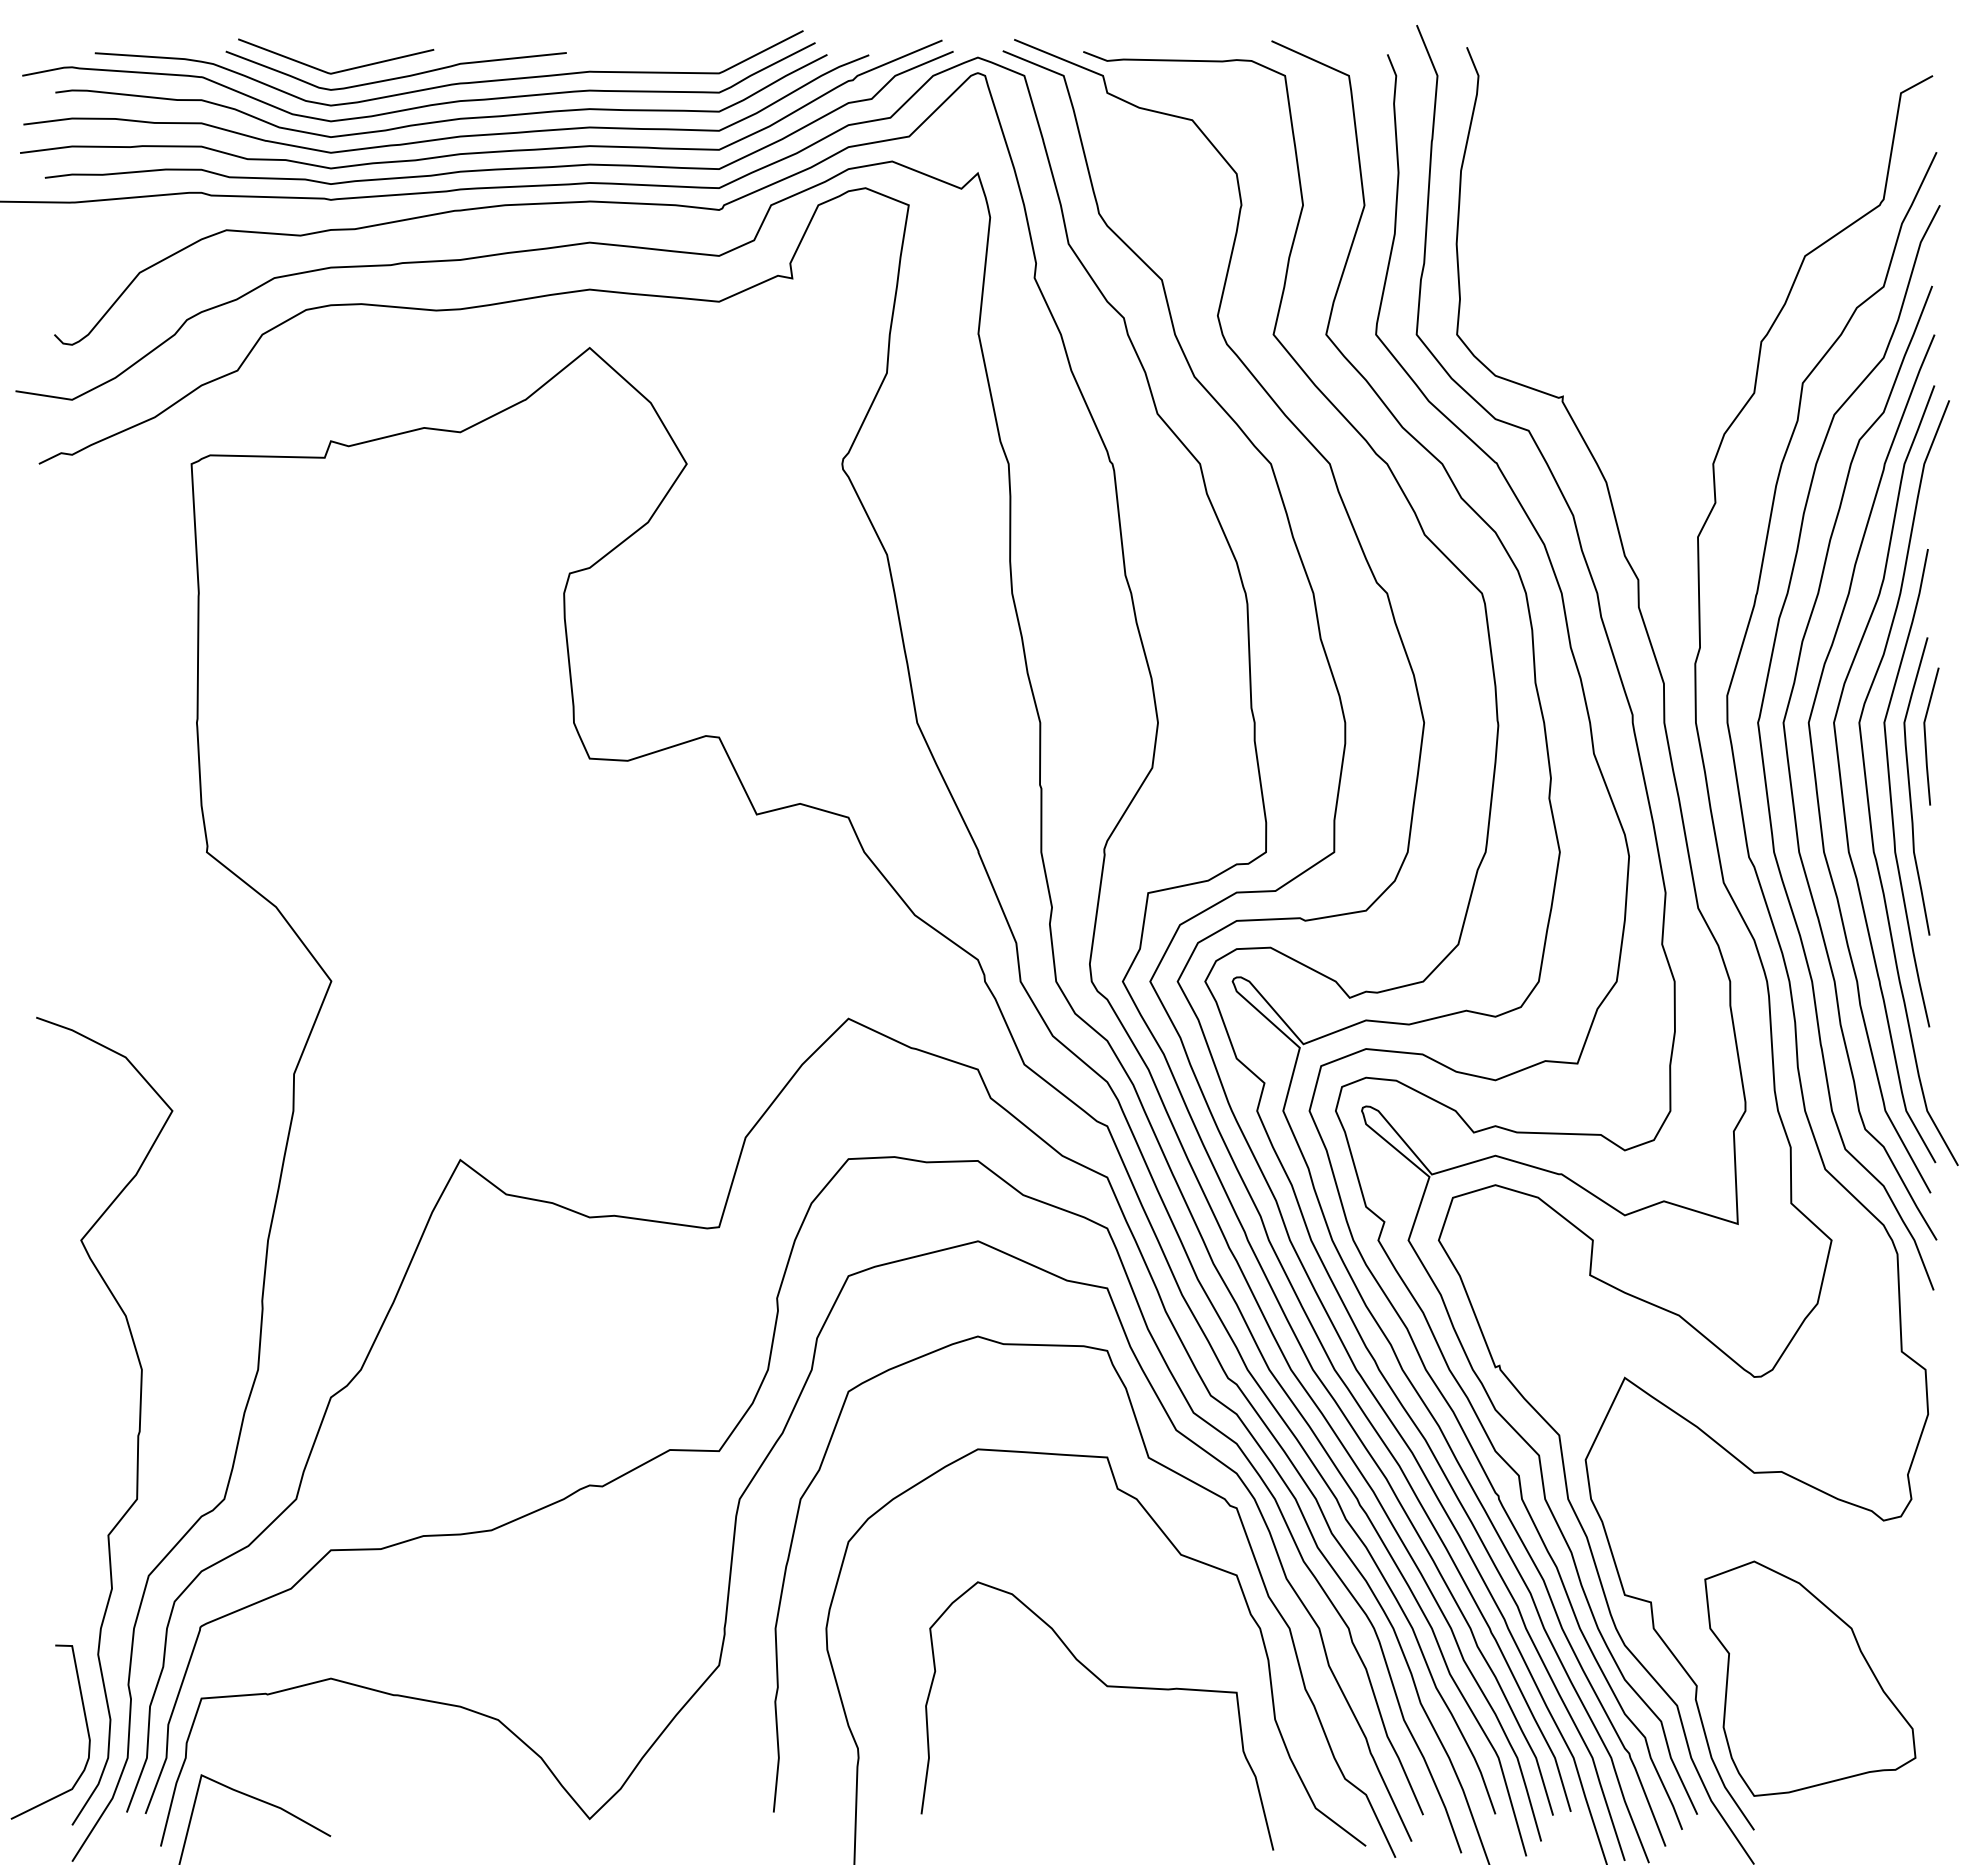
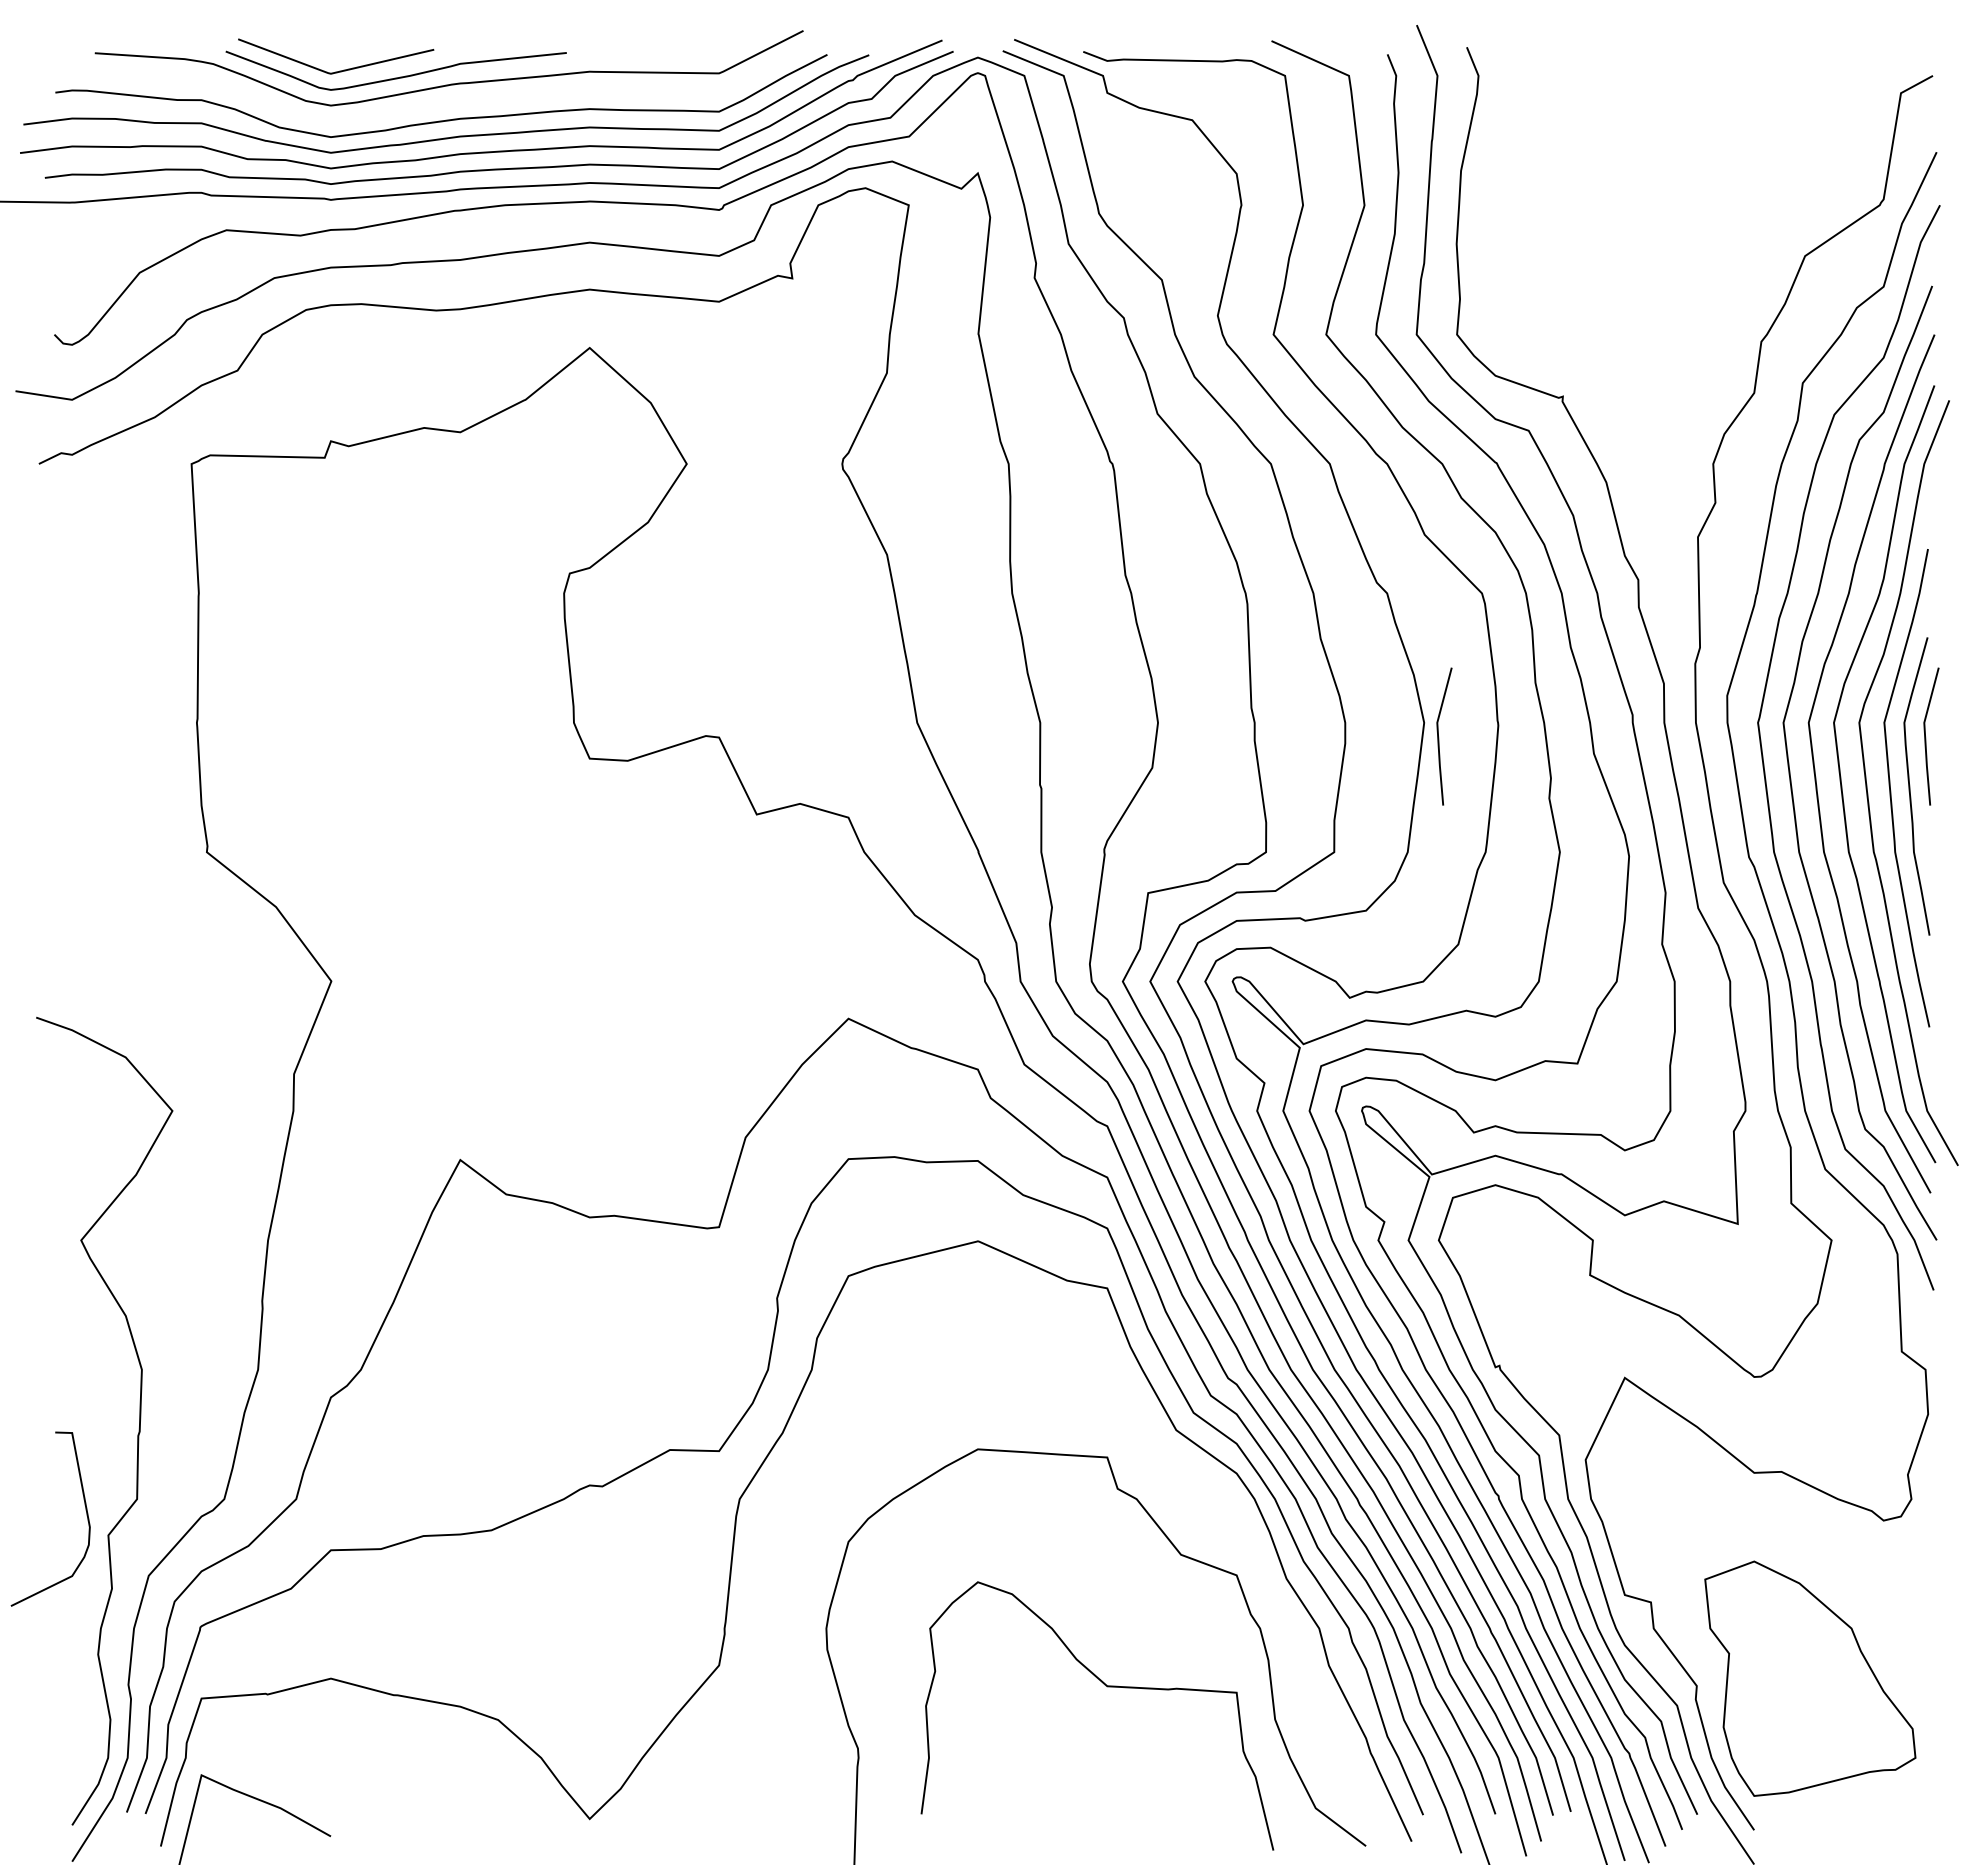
curve: present -> none (422, 105)
line: none -> present (1439, 737)
curve: present -> none (1158, 1464)
curve position: (85, 1723) -> (85, 1510) (85, 1510)
